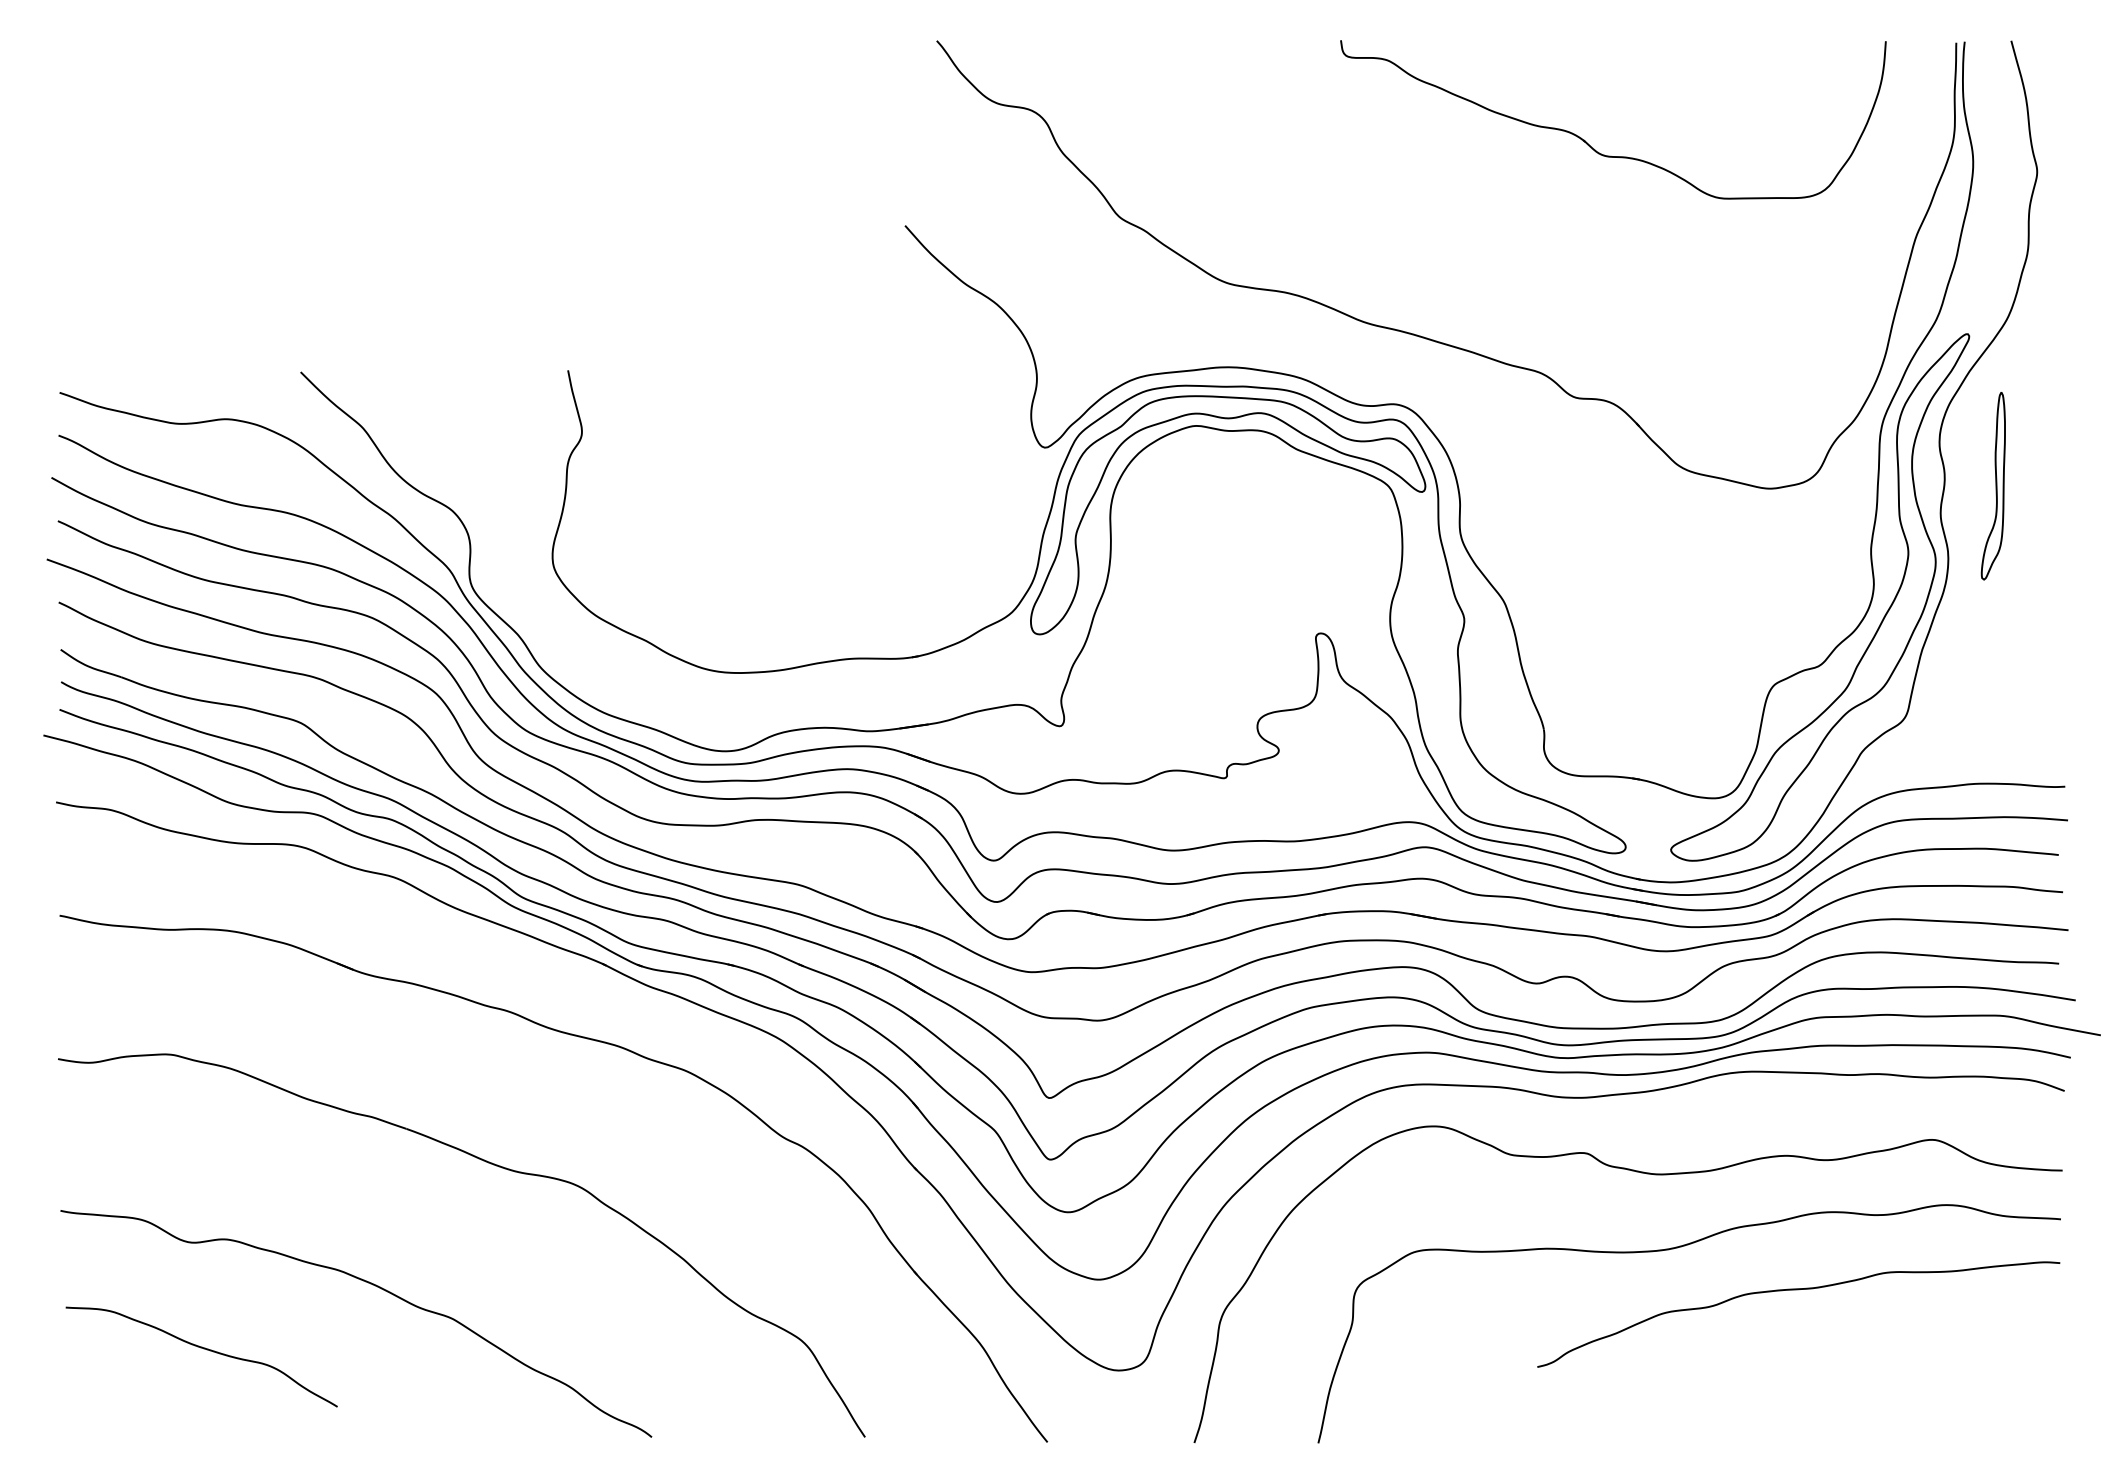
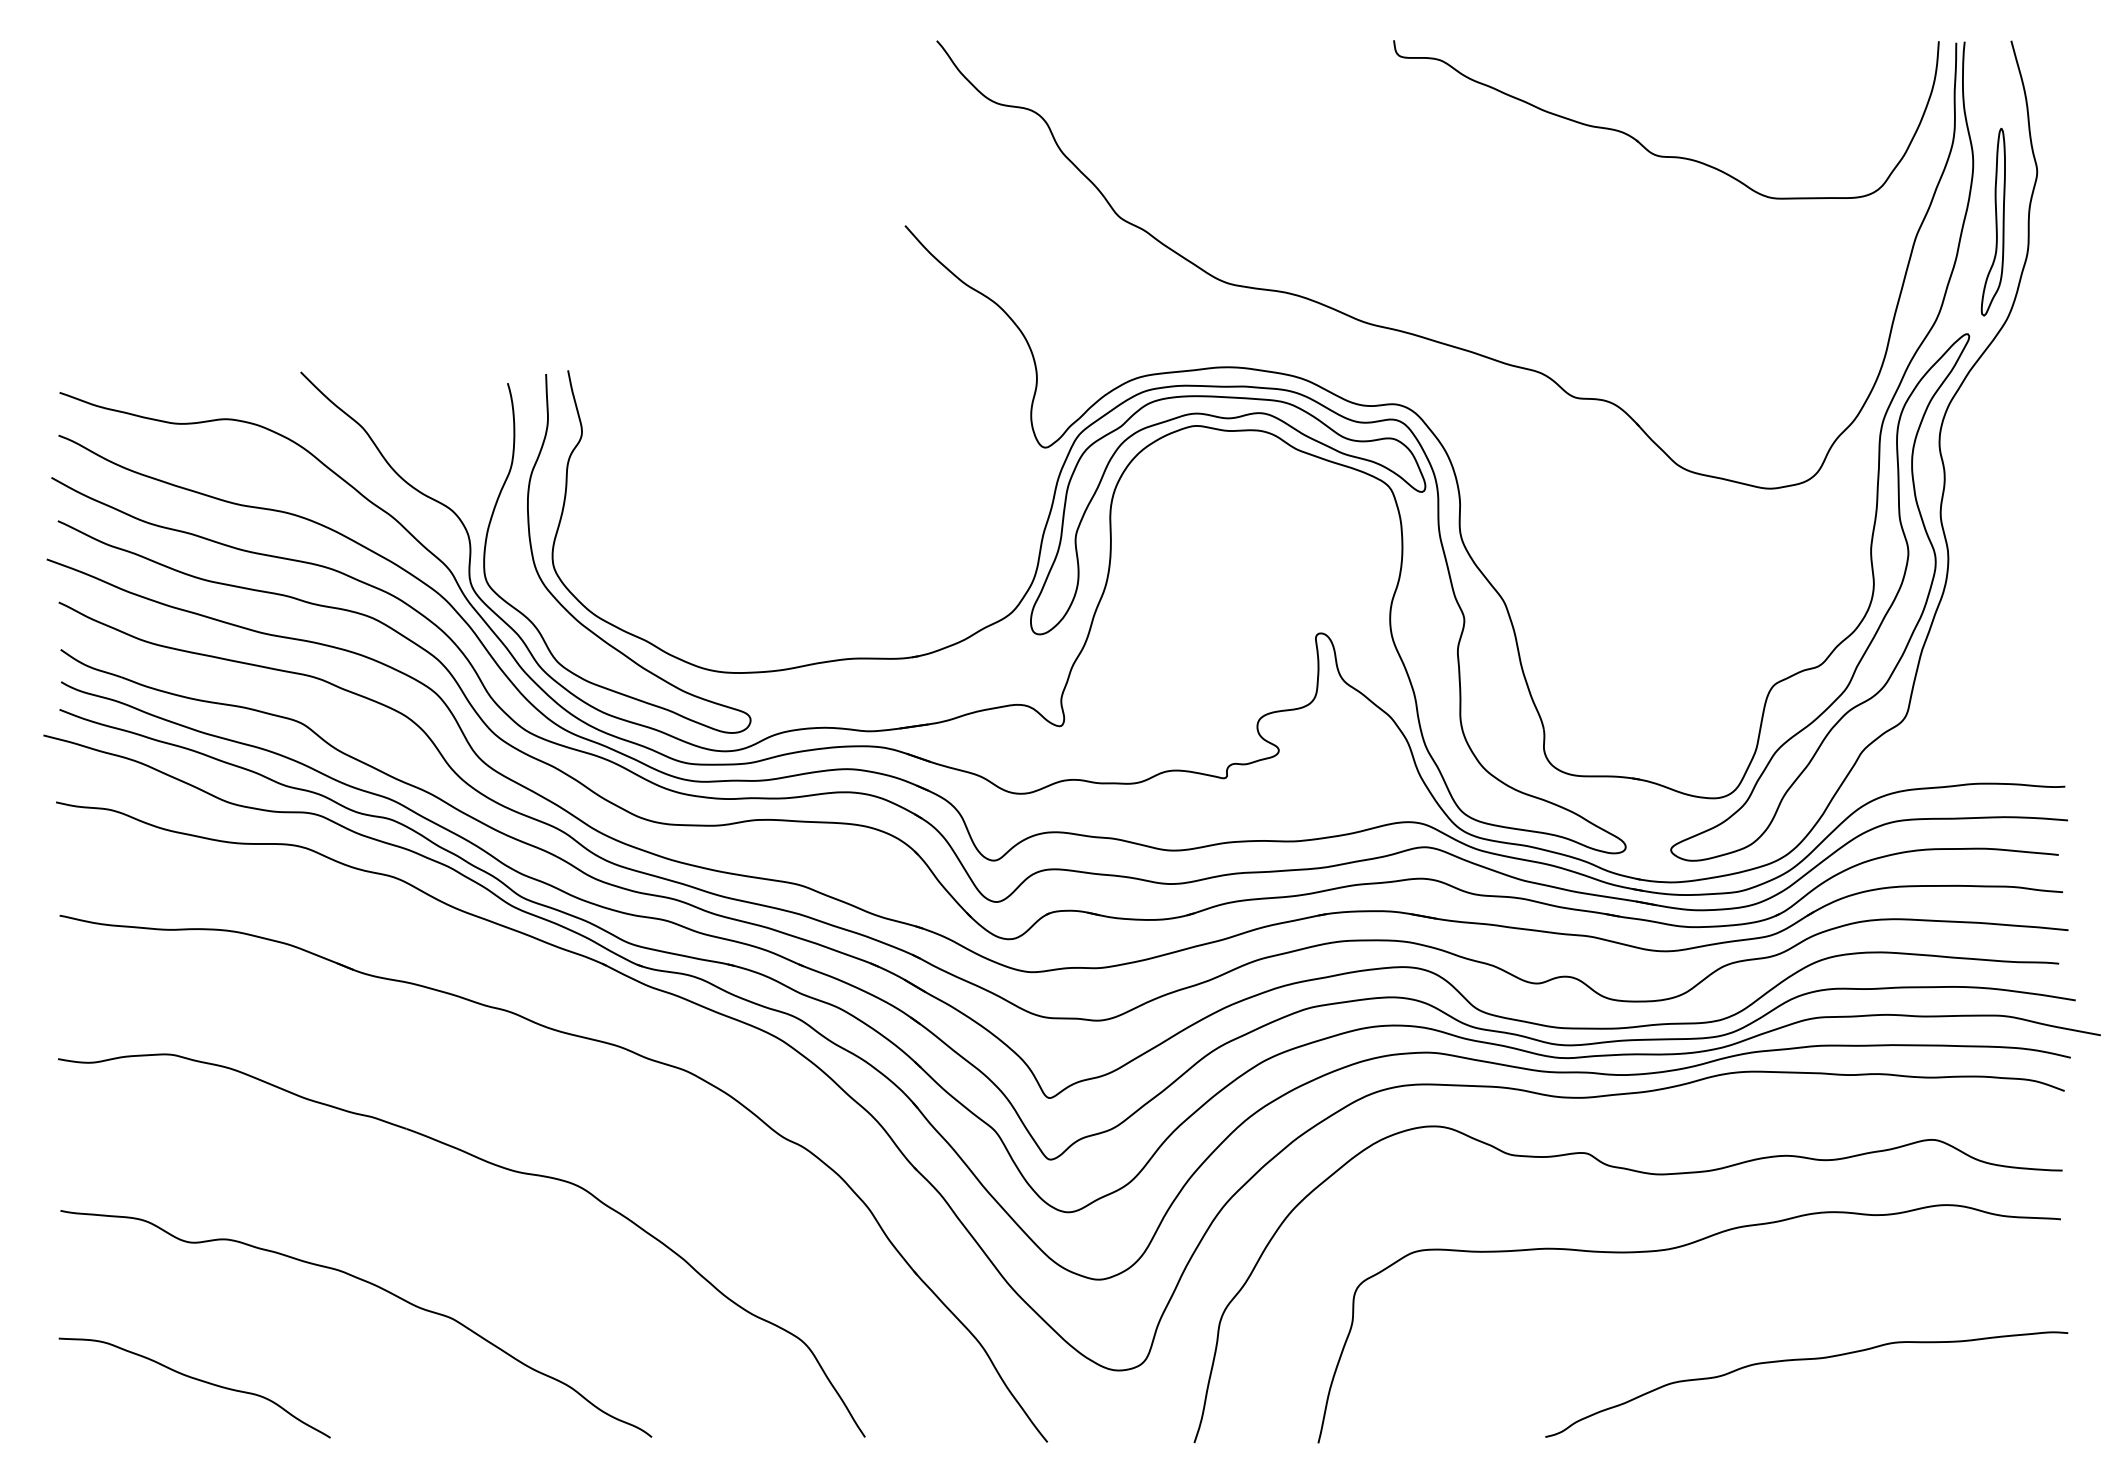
part position: (1588, 143) -> (1641, 143) (1641, 143)
part position: (1992, 486) -> (1992, 222) (1992, 222)
curve: none -> present (564, 606)
curve position: (1798, 1290) -> (1806, 1360) (1806, 1360)
curve position: (203, 1349) -> (196, 1380) (196, 1380)
